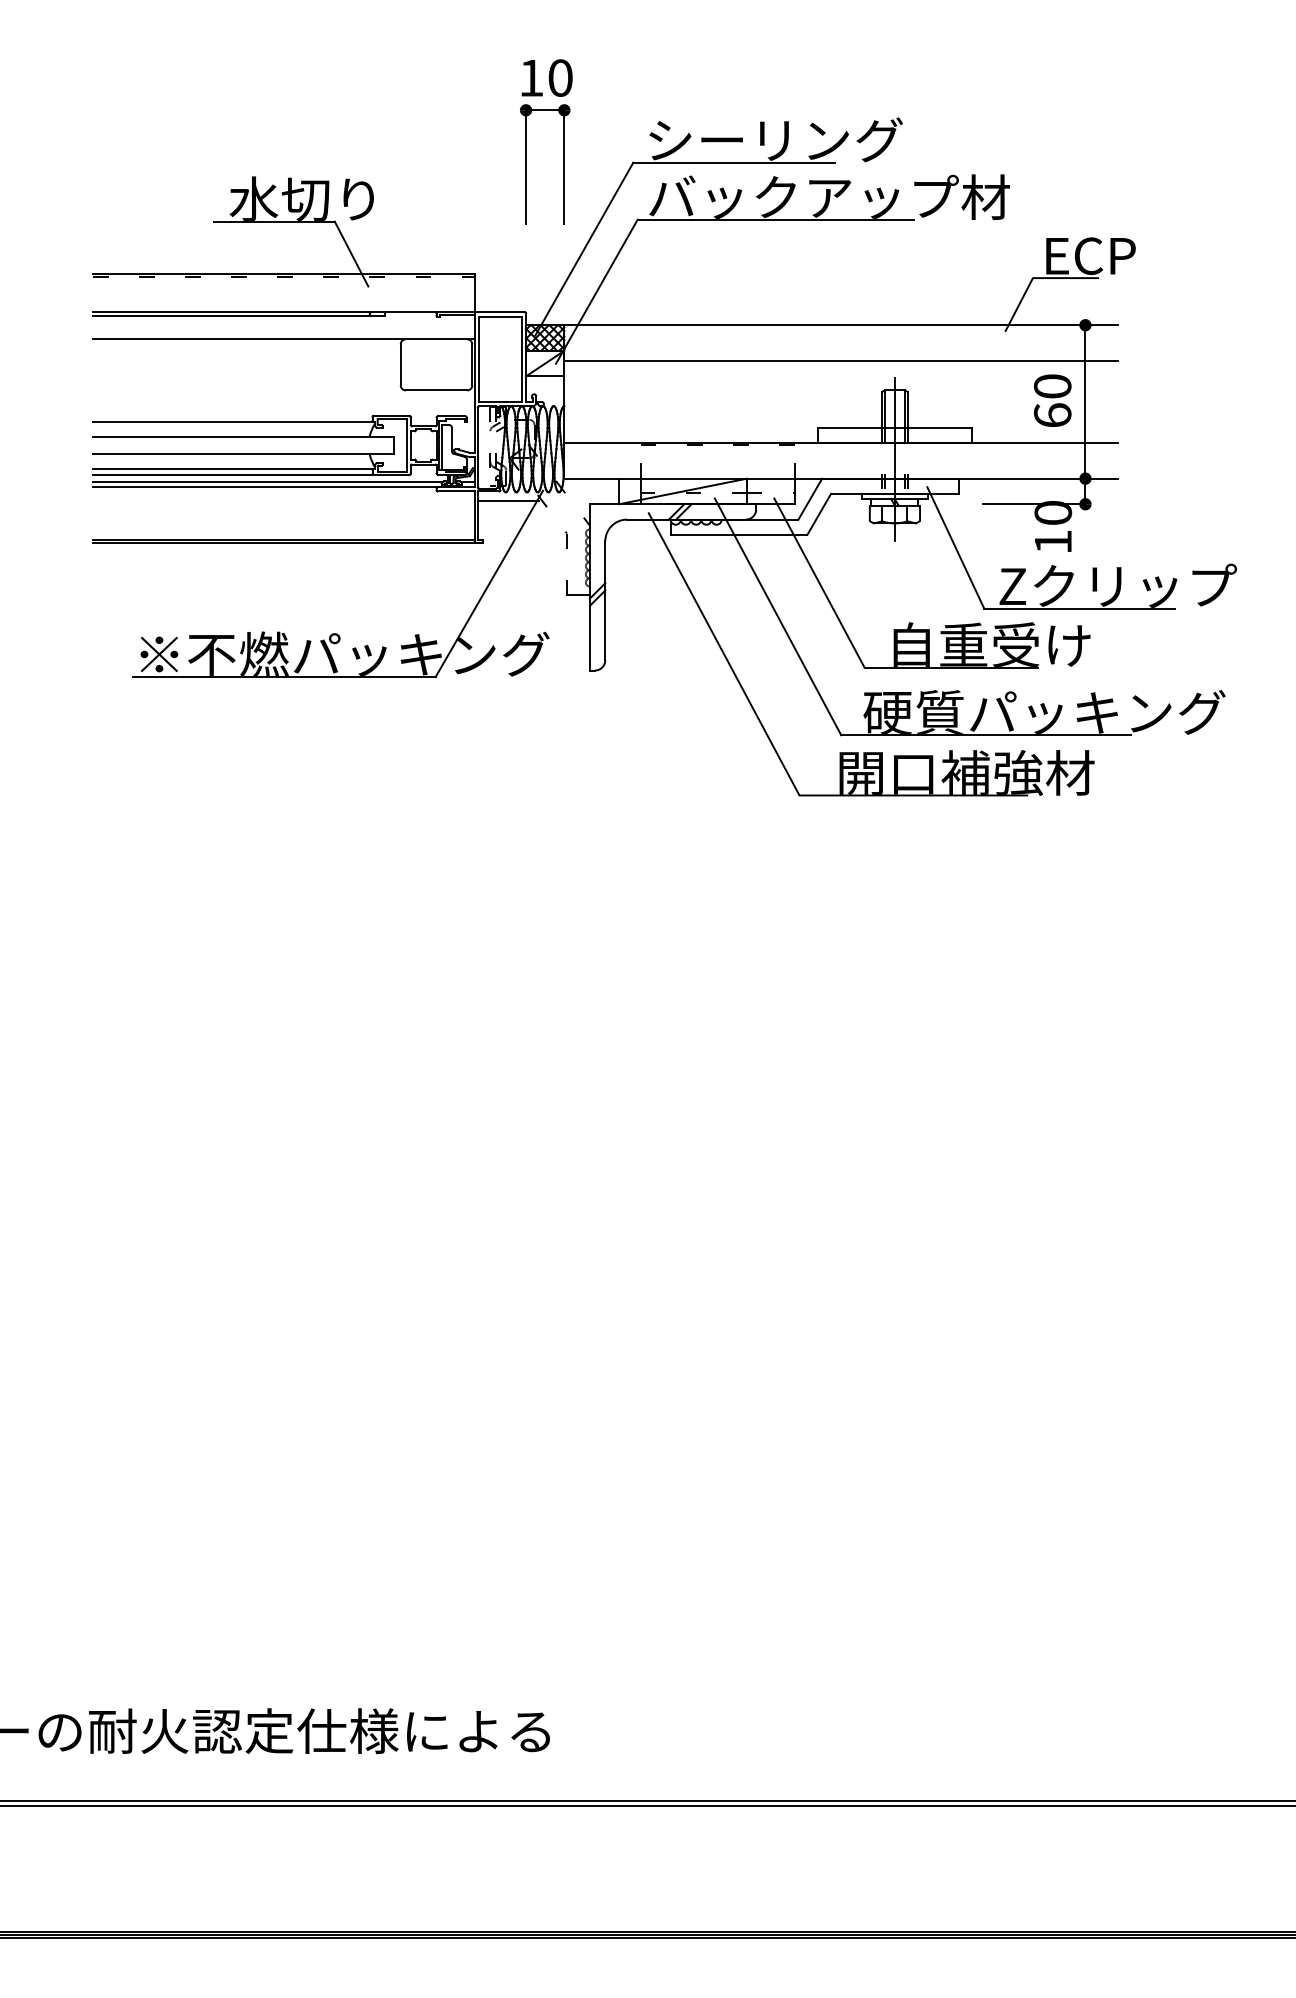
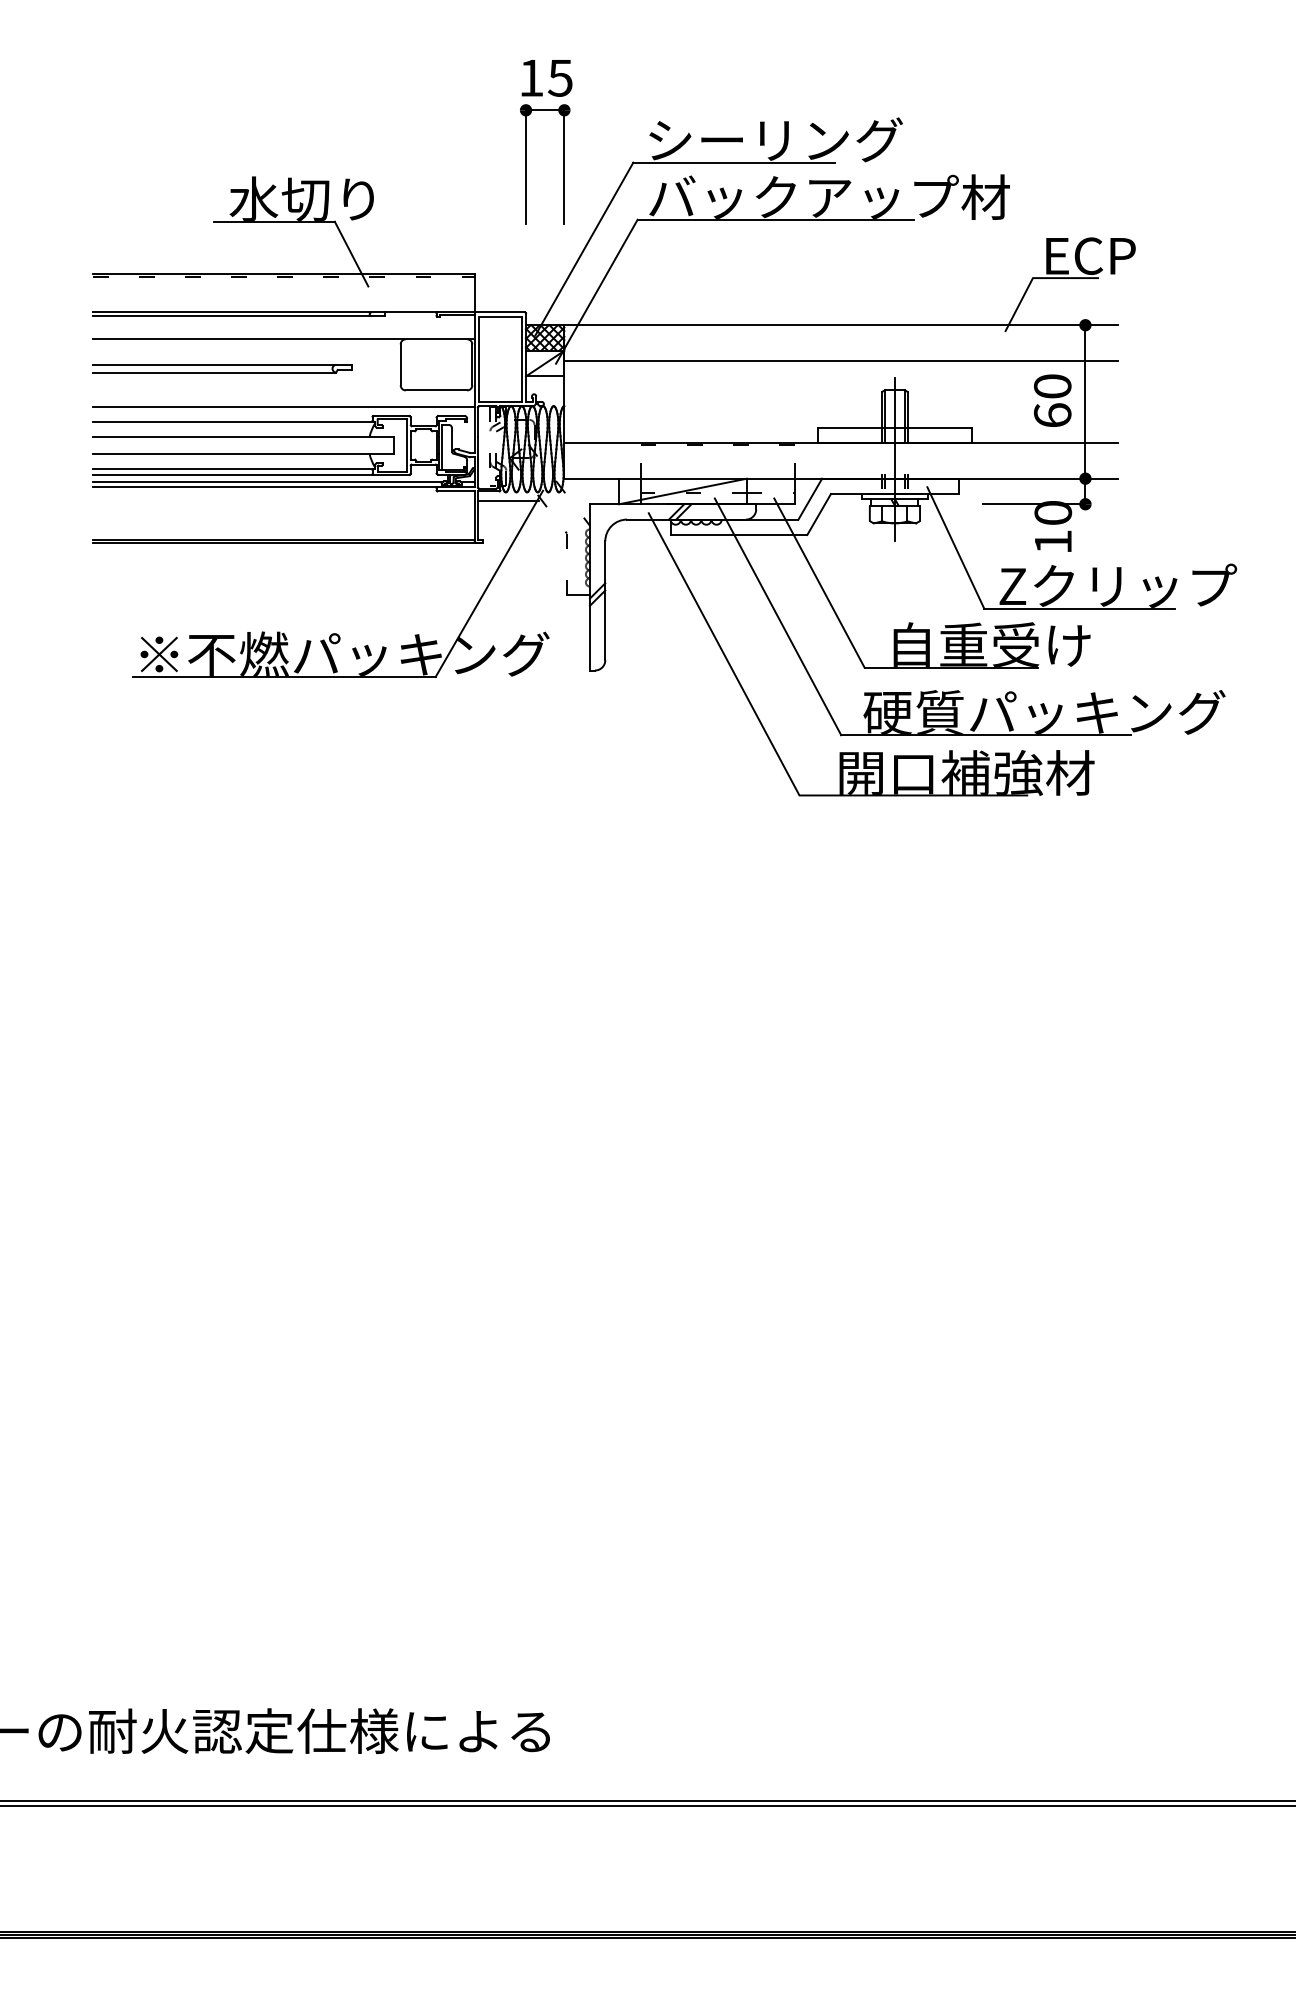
text: 10 -> 15 (559, 77)
part: none -> present (222, 368)
line: none -> present (283, 407)
